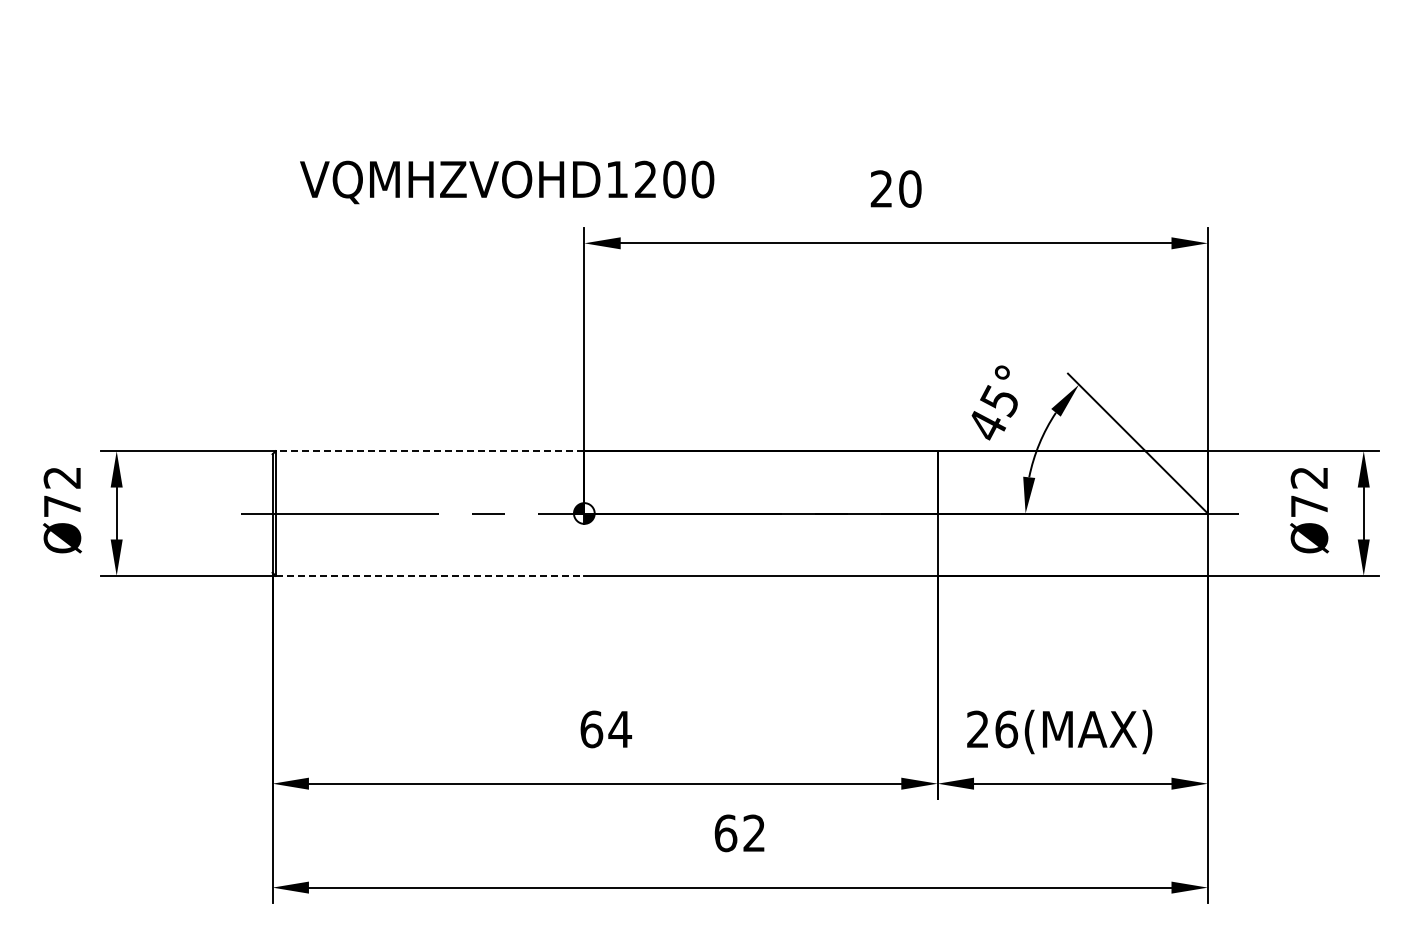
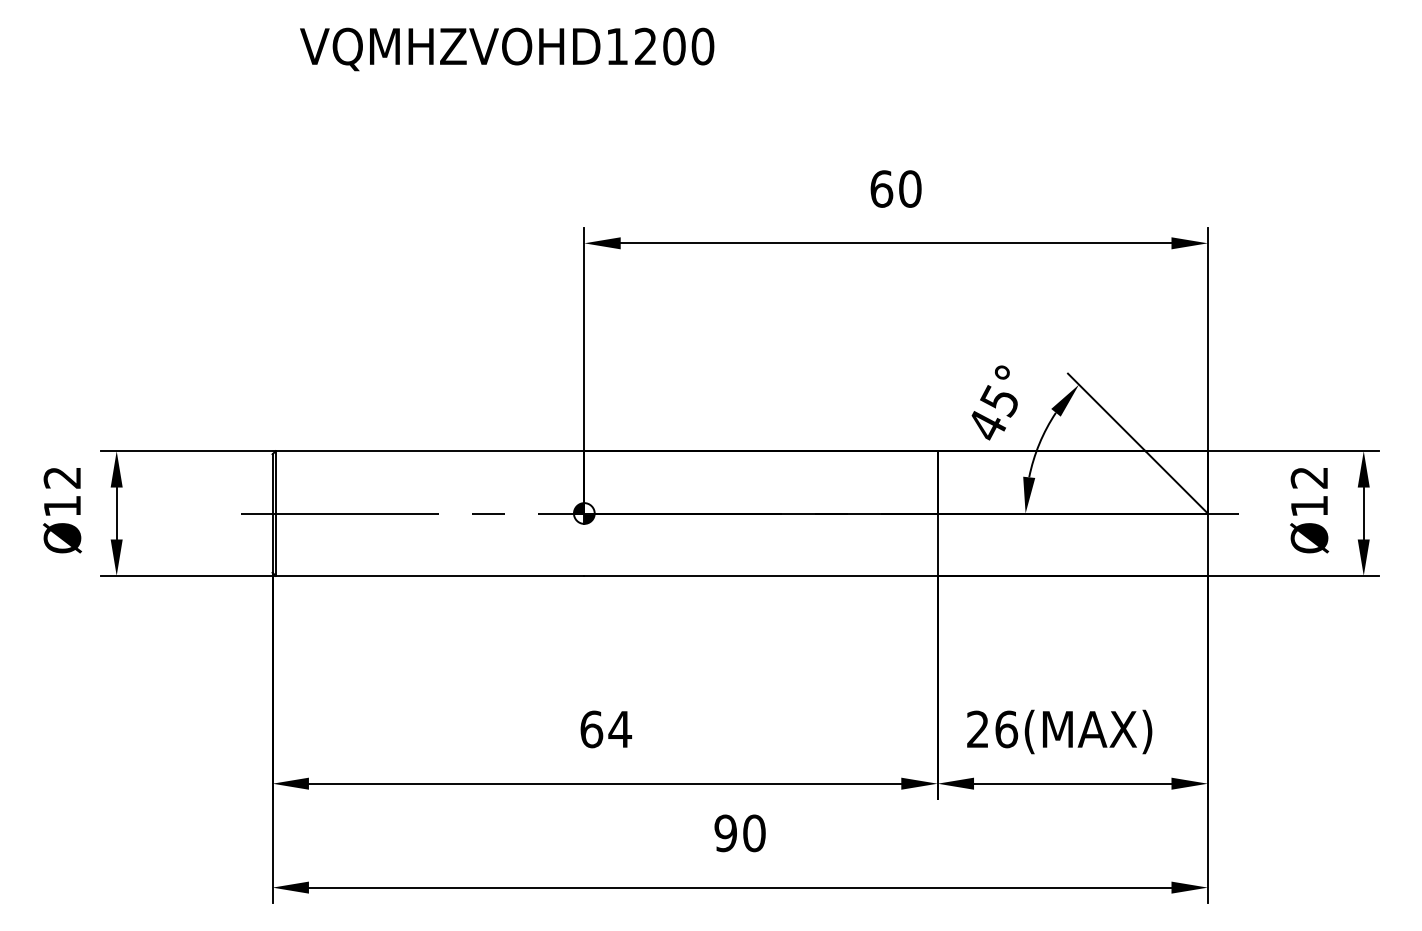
text position: (507, 182) -> (507, 49) (507, 49)
text: 20 -> 60 (881, 188)
line: dashed -> solid (429, 451)
text: Ø72 -> Ø12 (62, 505)
text: Ø72 -> Ø12 (1309, 505)
line: dashed -> solid (430, 575)
text: 62 -> 90 (739, 833)
